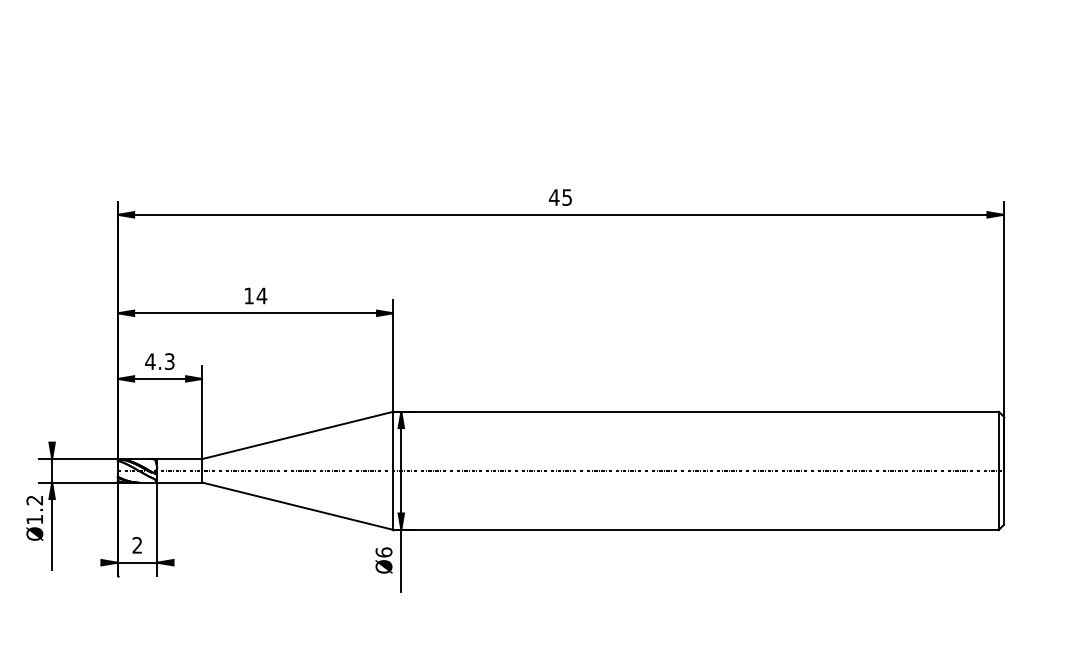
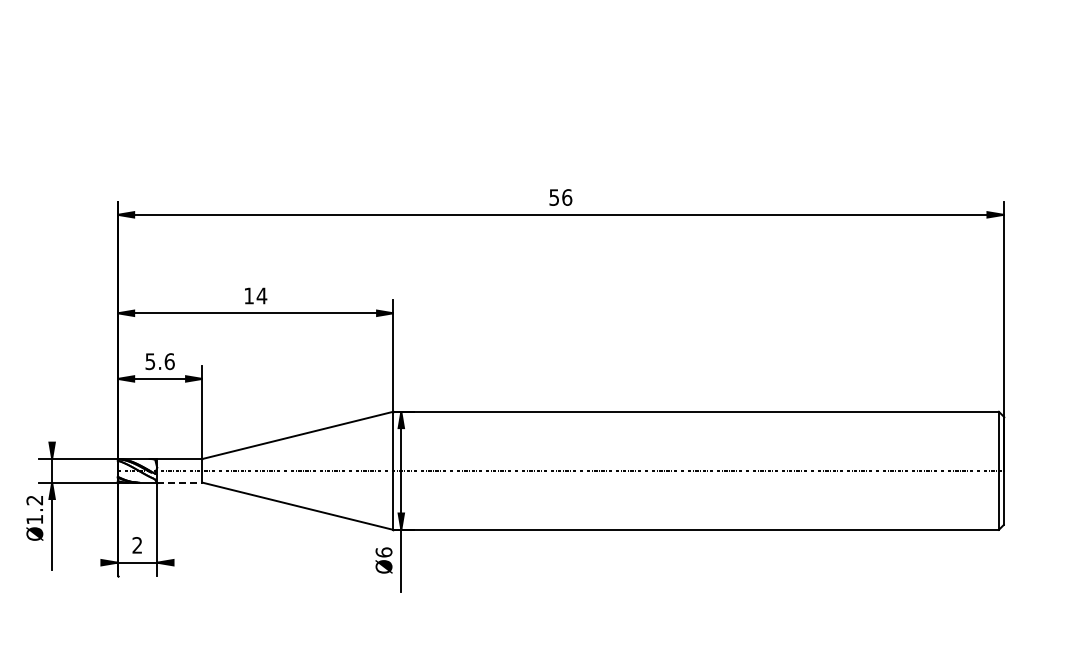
text: 45 -> 56 (560, 197)
text: 4.3 -> 5.6 (159, 361)
line: solid -> dashed (179, 482)
